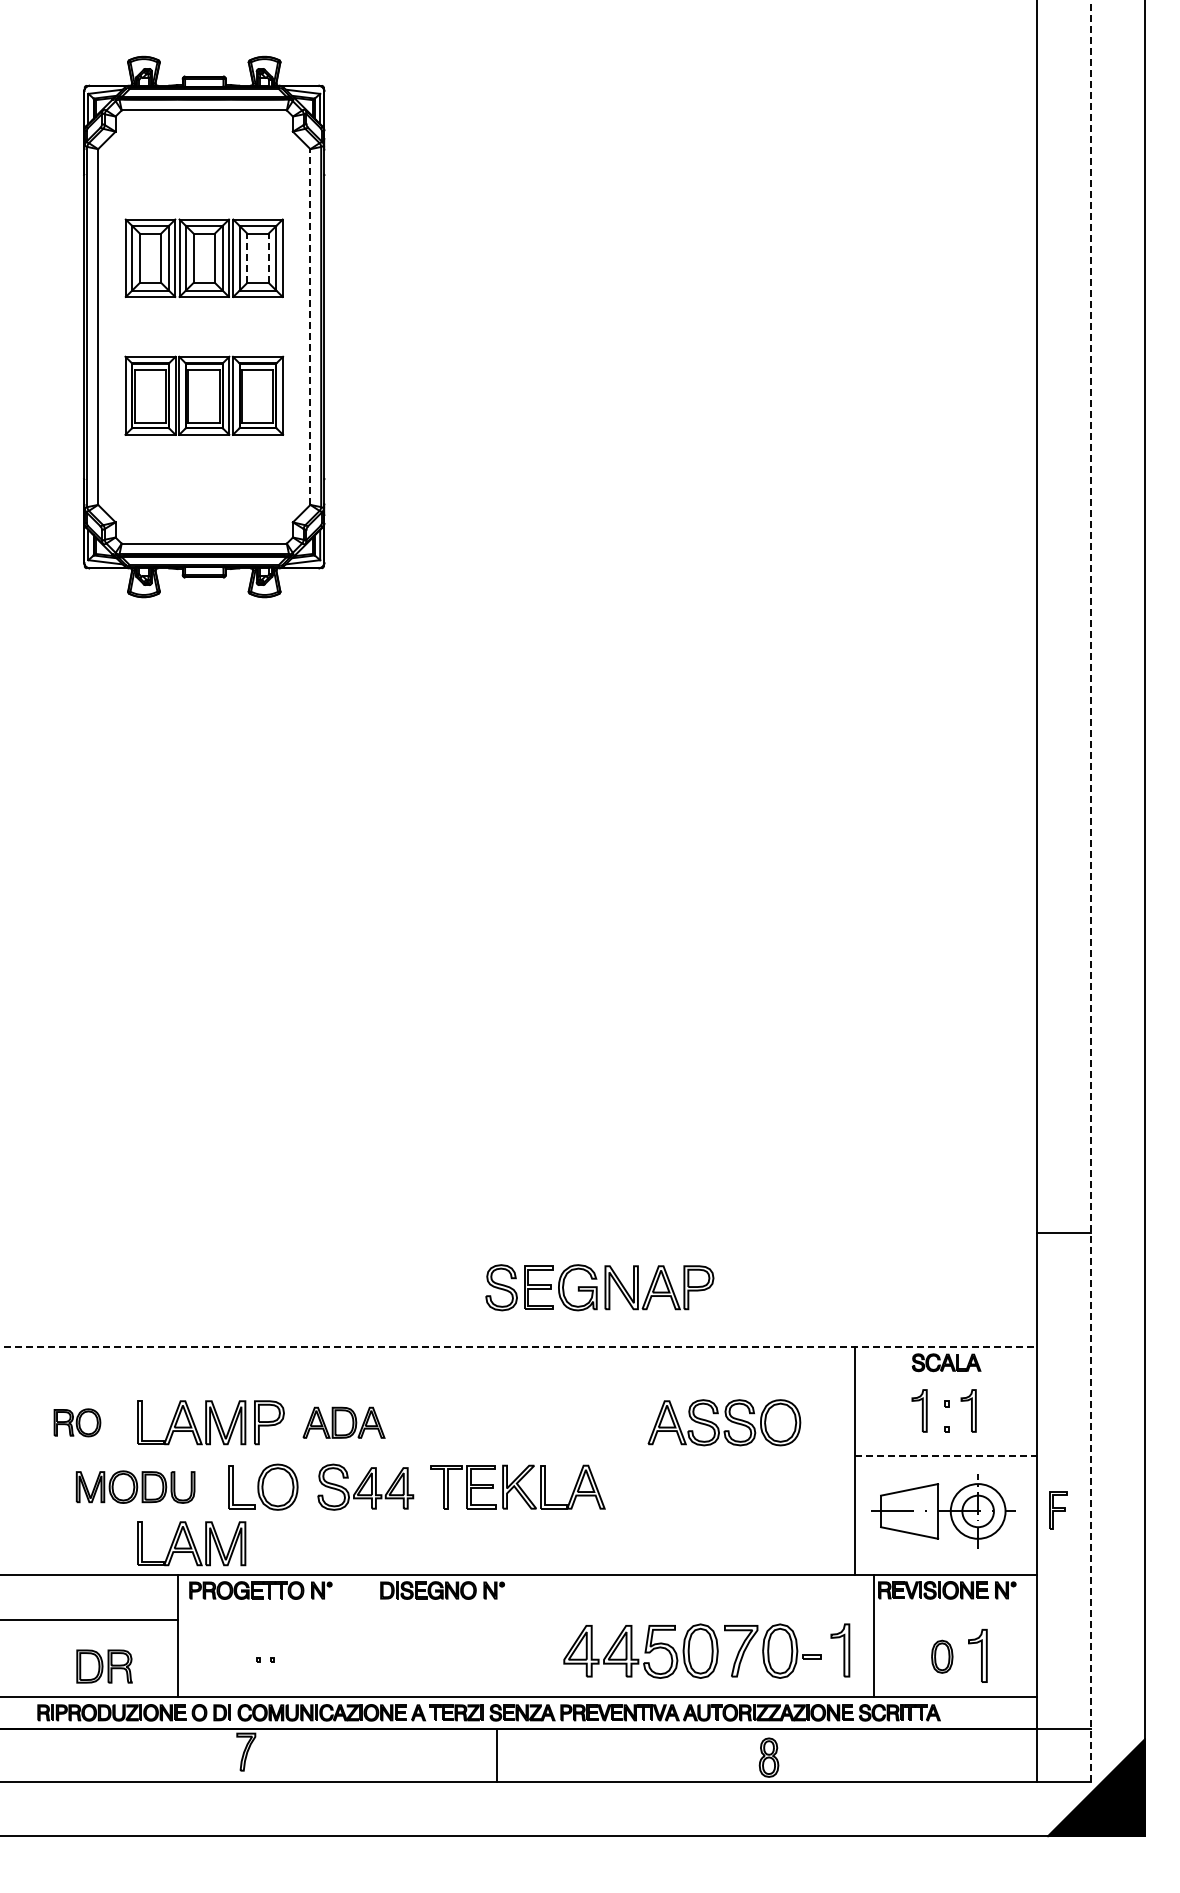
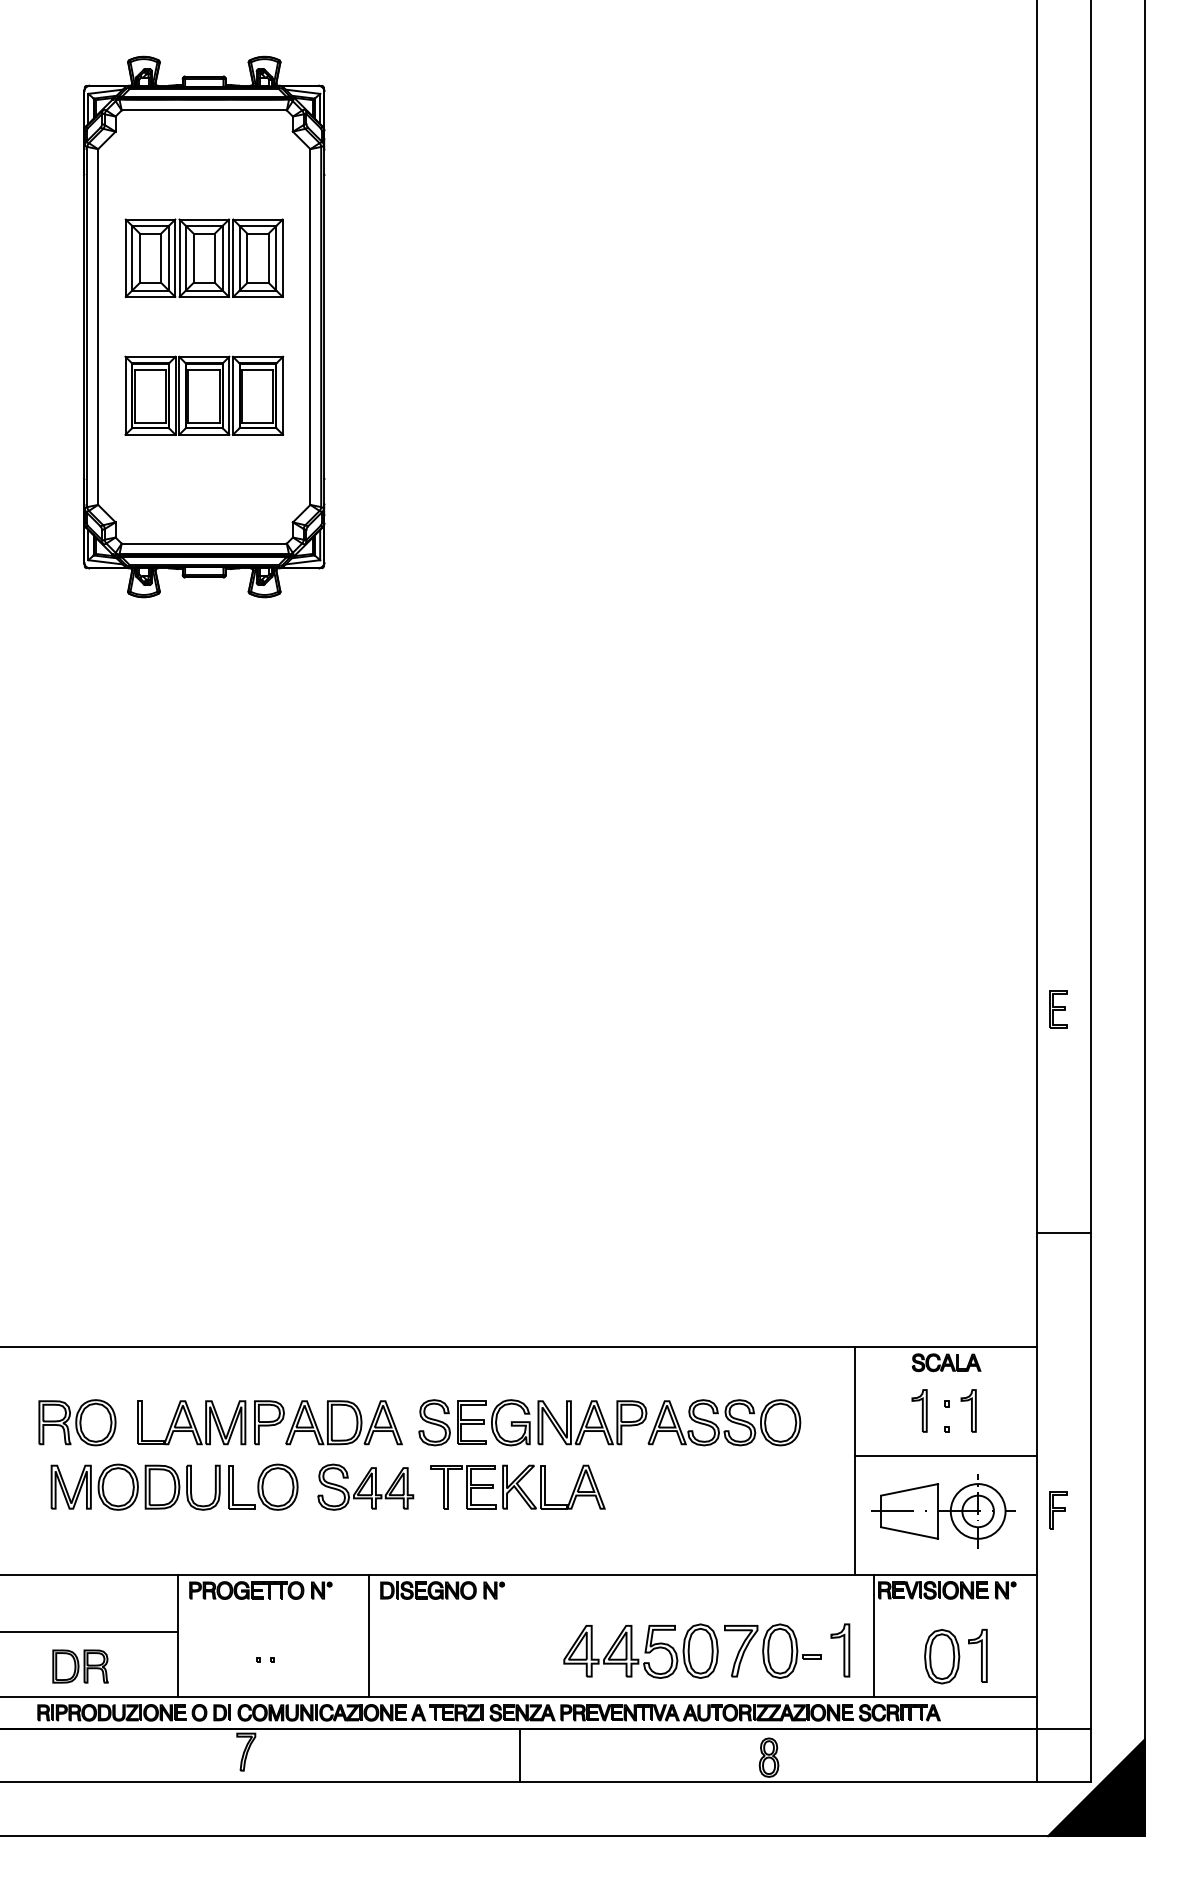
line: dashed -> solid (247, 258)
line: dashed -> solid (268, 258)
line: dashed -> solid (310, 327)
line: dashed -> solid (1091, 891)
part: none -> present (1058, 1009)
part position: (599, 1287) -> (532, 1422) (532, 1422)
line: dashed -> solid (519, 1347)
part size: 49x30 px -> 79x48 px (77, 1422)
part size: 84x33 px -> 118x46 px (343, 1422)
line: dashed -> solid (946, 1455)
part size: 121x34 px -> 171x48 px (135, 1486)
part: present -> none (191, 1543)
line position: (89, 1620) -> (89, 1632) (89, 1632)
line: none -> present (368, 1635)
part size: 23x35 px -> 37x56 px (942, 1656)
part position: (104, 1666) -> (80, 1666) (80, 1666)
line position: (497, 1755) -> (520, 1755) (520, 1755)
